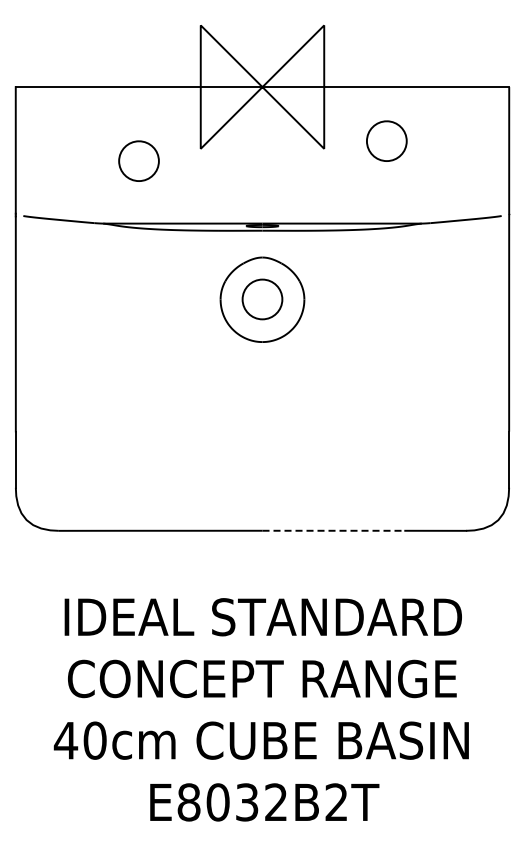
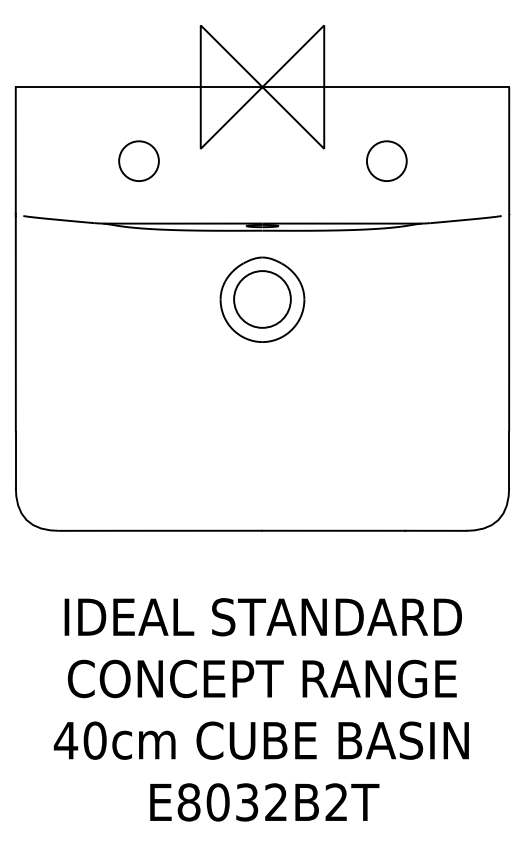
part position: (386, 140) -> (386, 160) (386, 160)
circle diameter: 40 px -> 57 px (262, 299)
line: dashed -> solid (334, 530)
